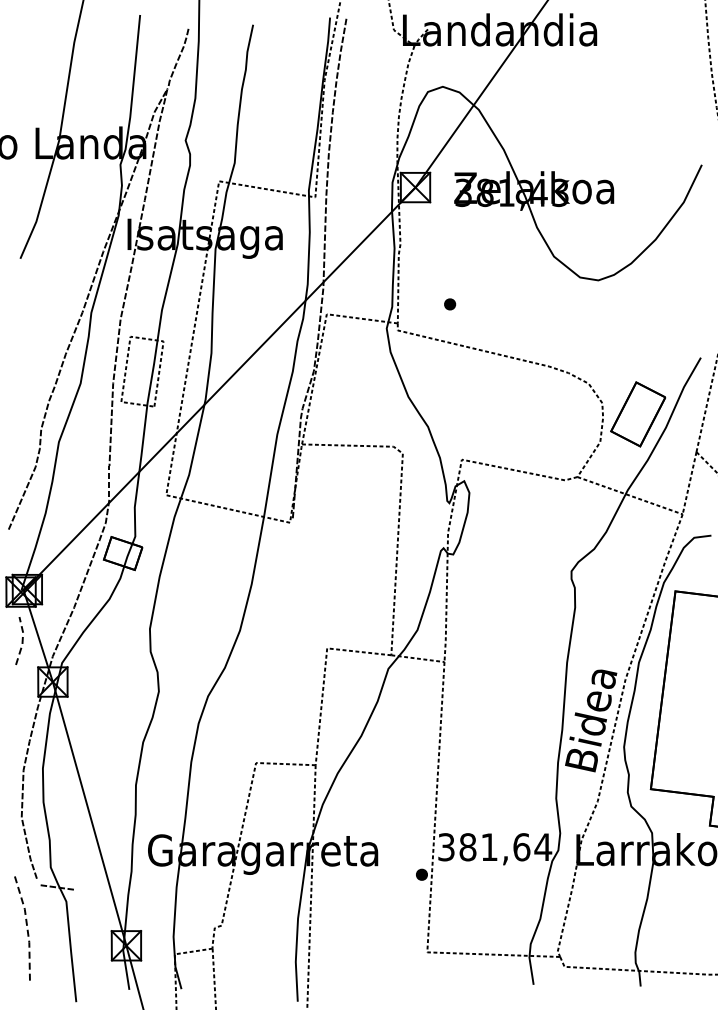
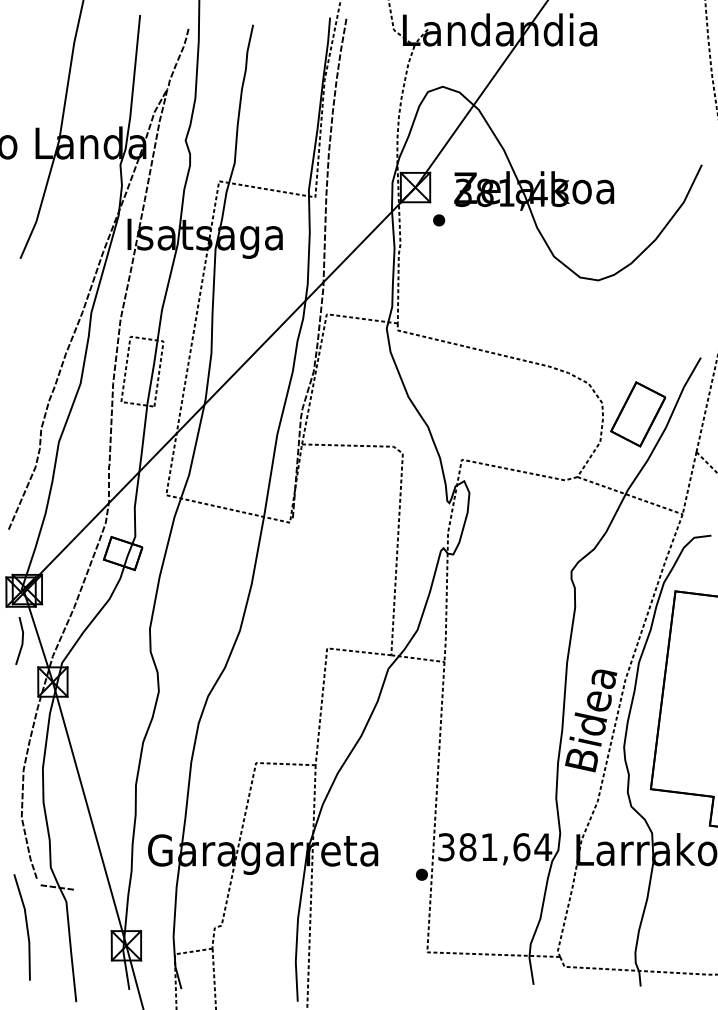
part position: (450, 304) -> (439, 220) (439, 220)
line: dashed -> solid (22, 640)
line: dashed -> solid (27, 926)
